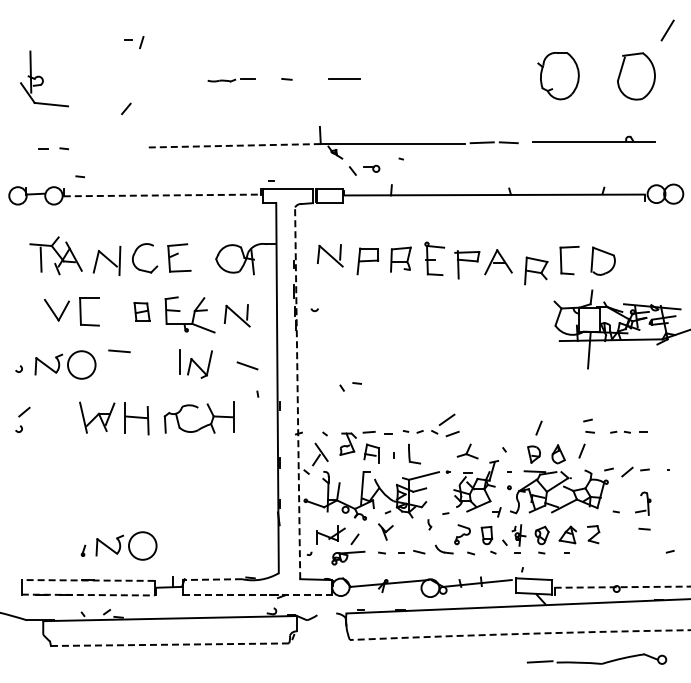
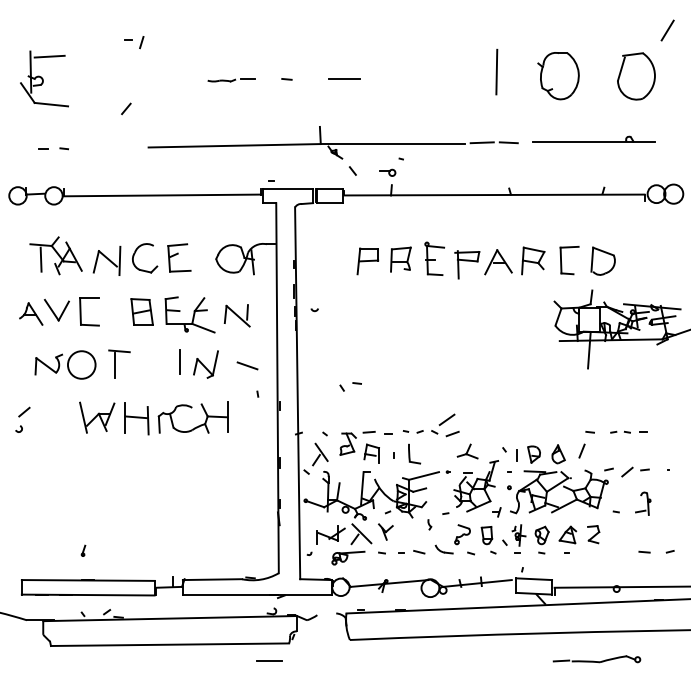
line: none -> present (49, 56)
line: none -> present (496, 71)
line: dashed -> solid (234, 145)
part position: (371, 168) -> (387, 172) (387, 172)
line: present -> none (79, 176)
line: dashed -> solid (162, 195)
part: present -> none (329, 255)
part position: (536, 270) -> (533, 260) (533, 260)
part size: 18x20 px -> 24x28 px (141, 311)
part: none -> present (31, 313)
part position: (199, 364) -> (205, 364) (205, 364)
line: none -> present (115, 365)
arc: present -> none (19, 366)
line: dashed -> solid (297, 393)
part position: (197, 408) -> (191, 408) (191, 408)
line: present -> none (587, 420)
line: present -> none (538, 427)
line: none -> present (516, 455)
line position: (644, 528) -> (644, 551) (644, 551)
line: none -> present (361, 533)
part: present -> none (126, 545)
line: dashed -> solid (212, 579)
line: dashed -> solid (87, 580)
line: dashed -> solid (622, 587)
line: dashed -> solid (257, 594)
line: dashed -> solid (88, 595)
arc: dashed -> solid (520, 634)
line: dashed -> solid (170, 644)
part size: 141x12 px -> 90x9 px (596, 659)
line: none -> present (269, 661)
